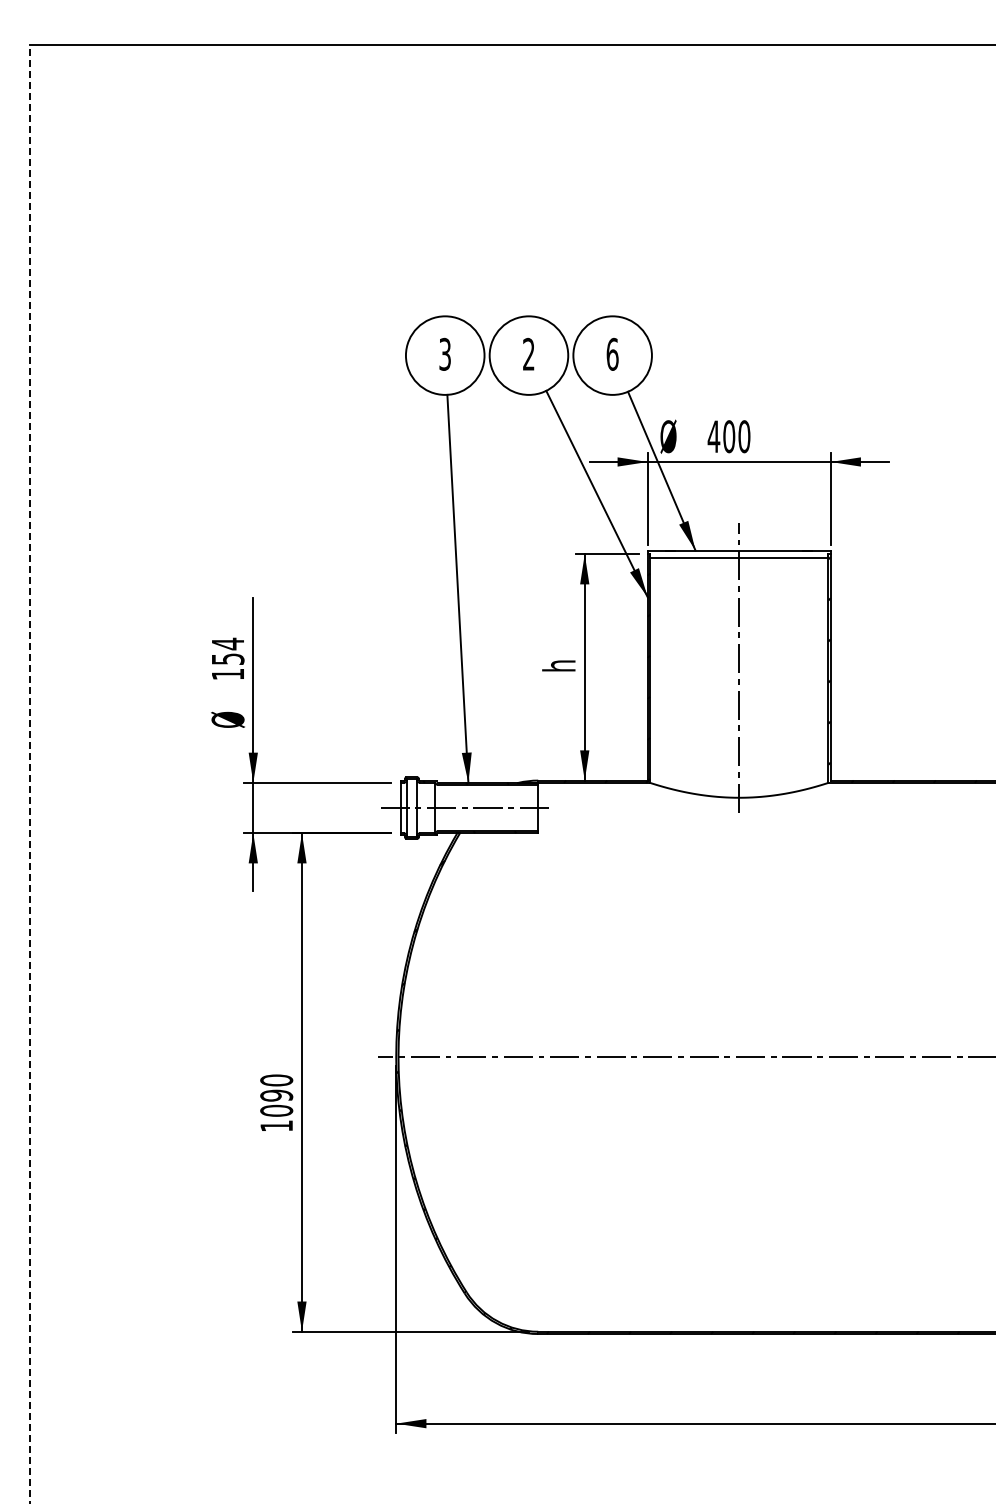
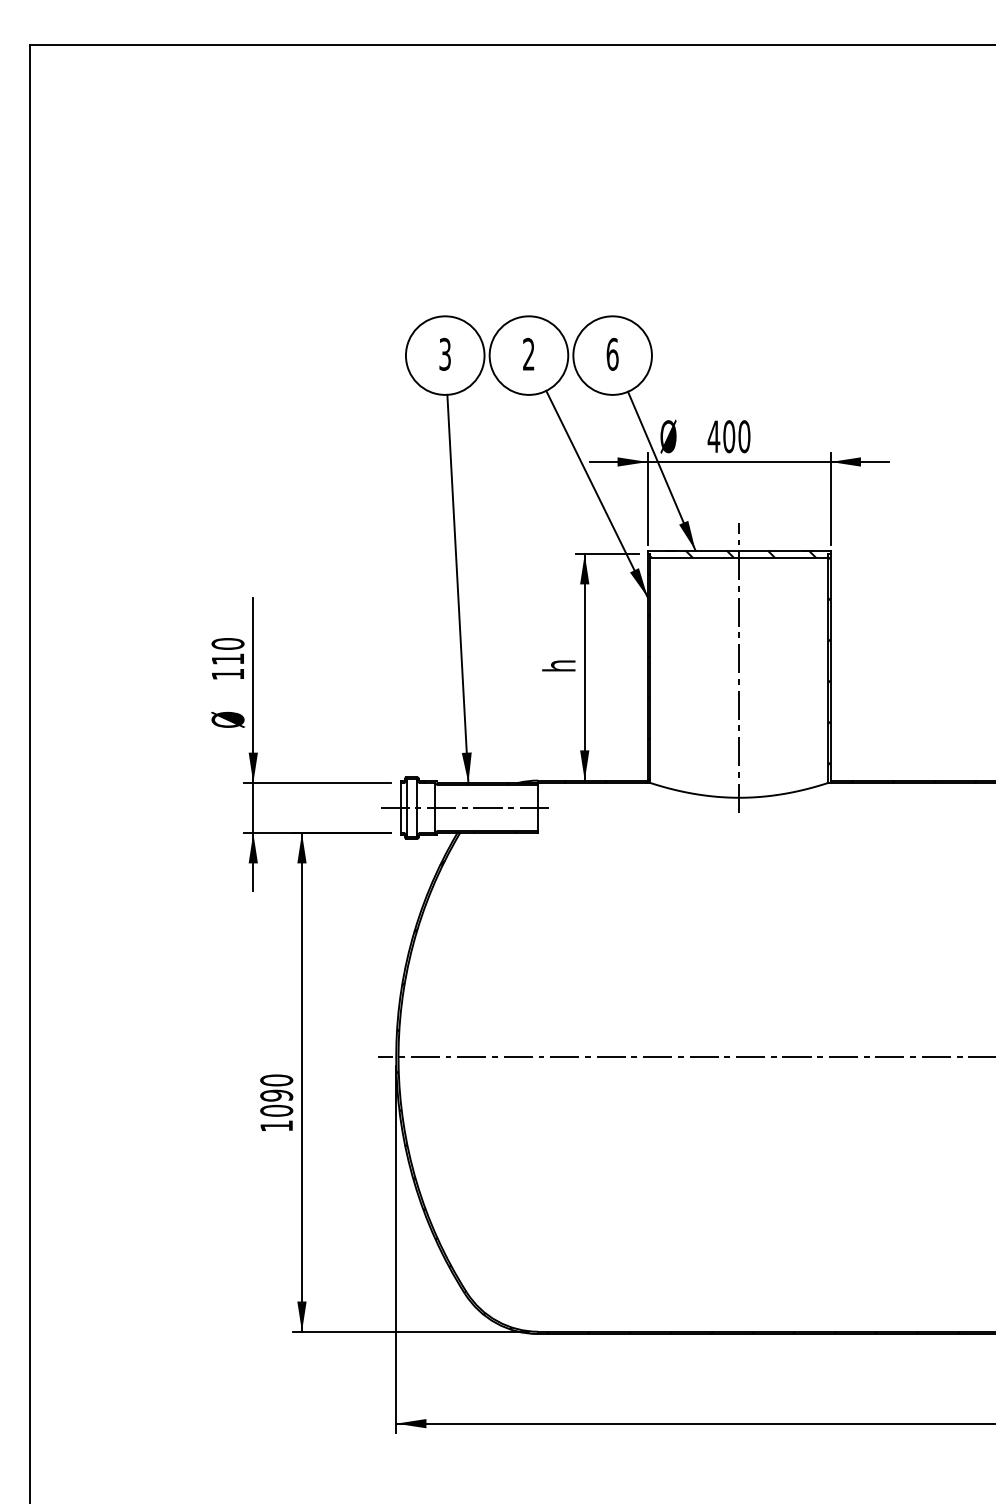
hatch: none -> present (731, 553)
text: 154 -> 110 (227, 650)
line: dashed -> solid (29, 773)
